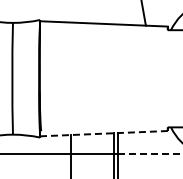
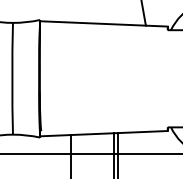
line: dashed -> solid (103, 133)
line: dashed -> solid (150, 154)
